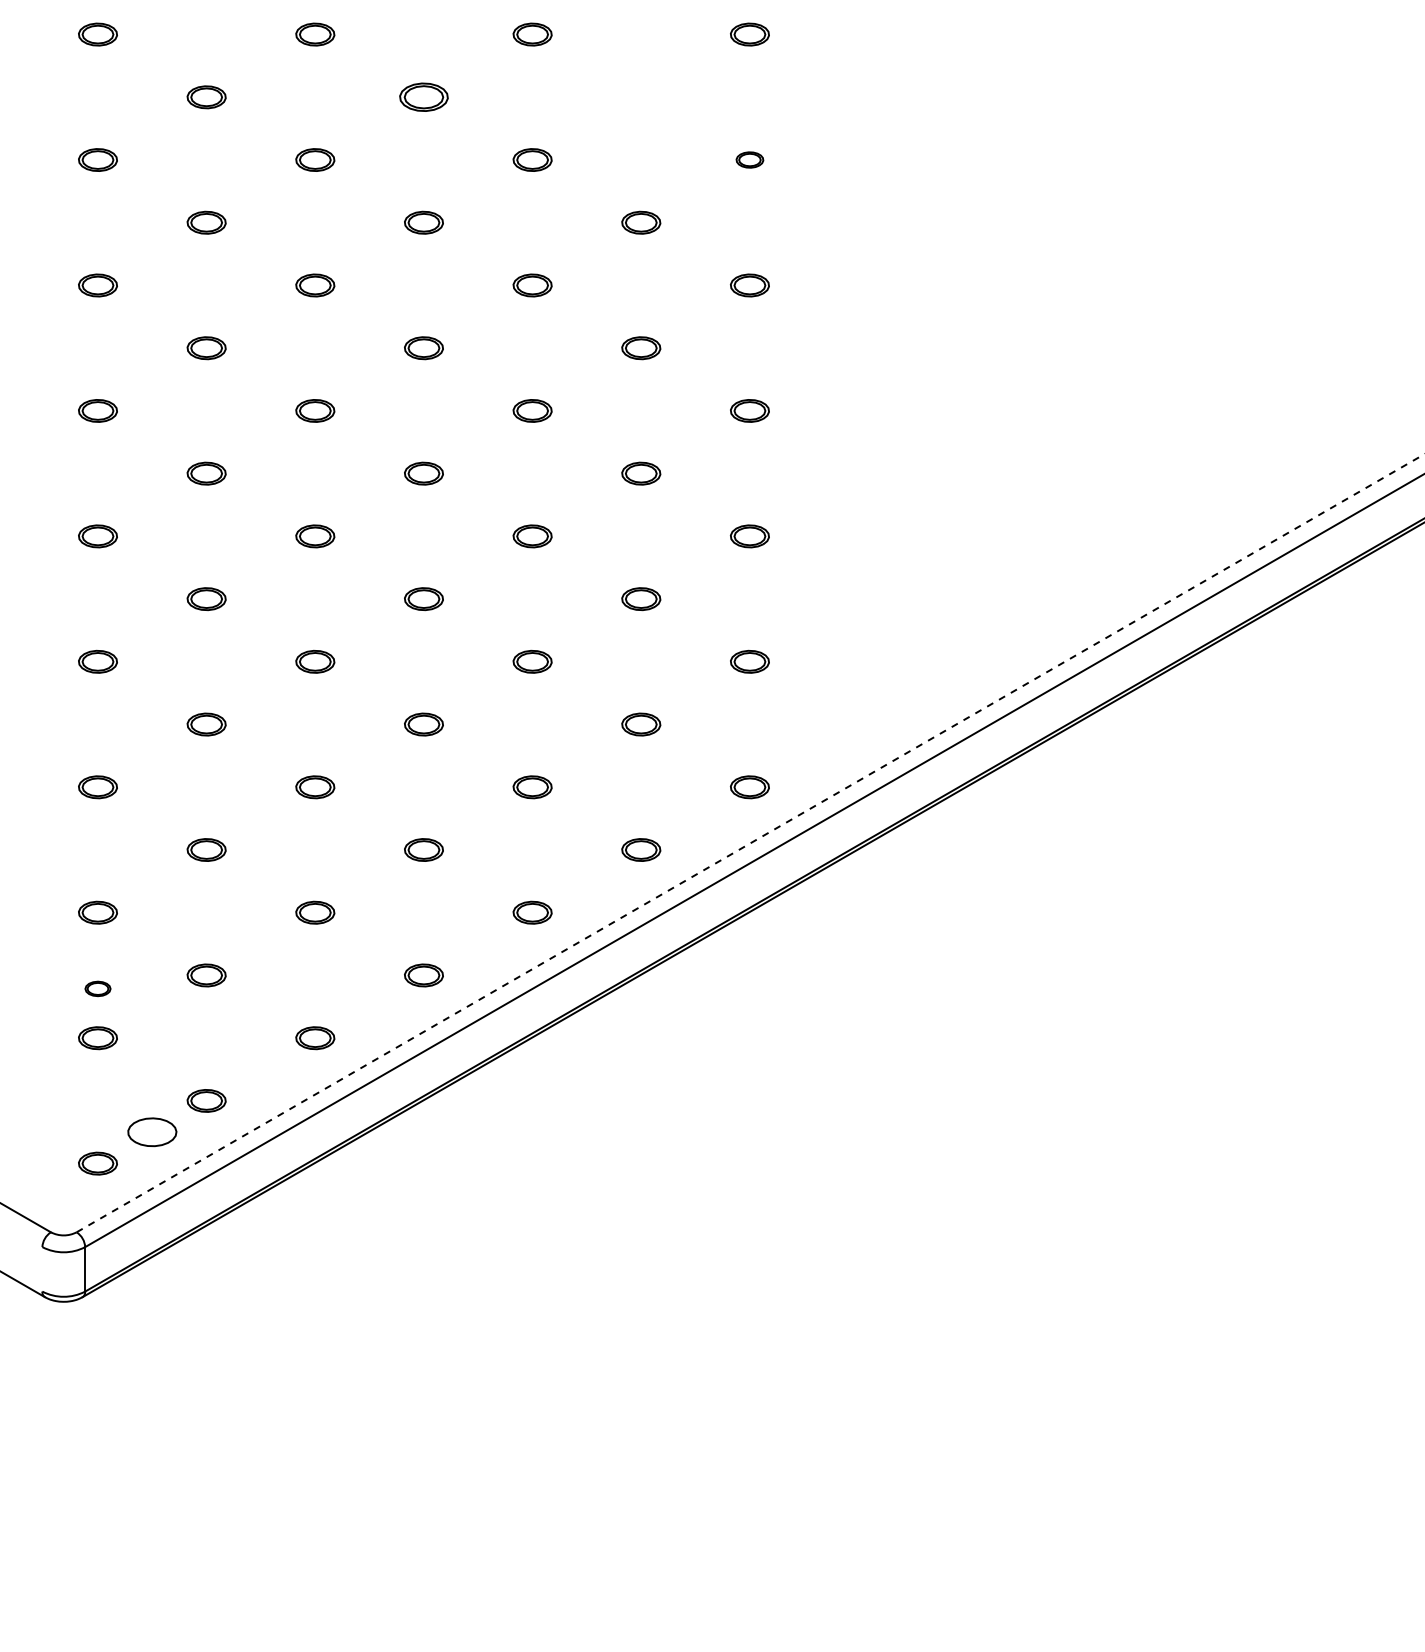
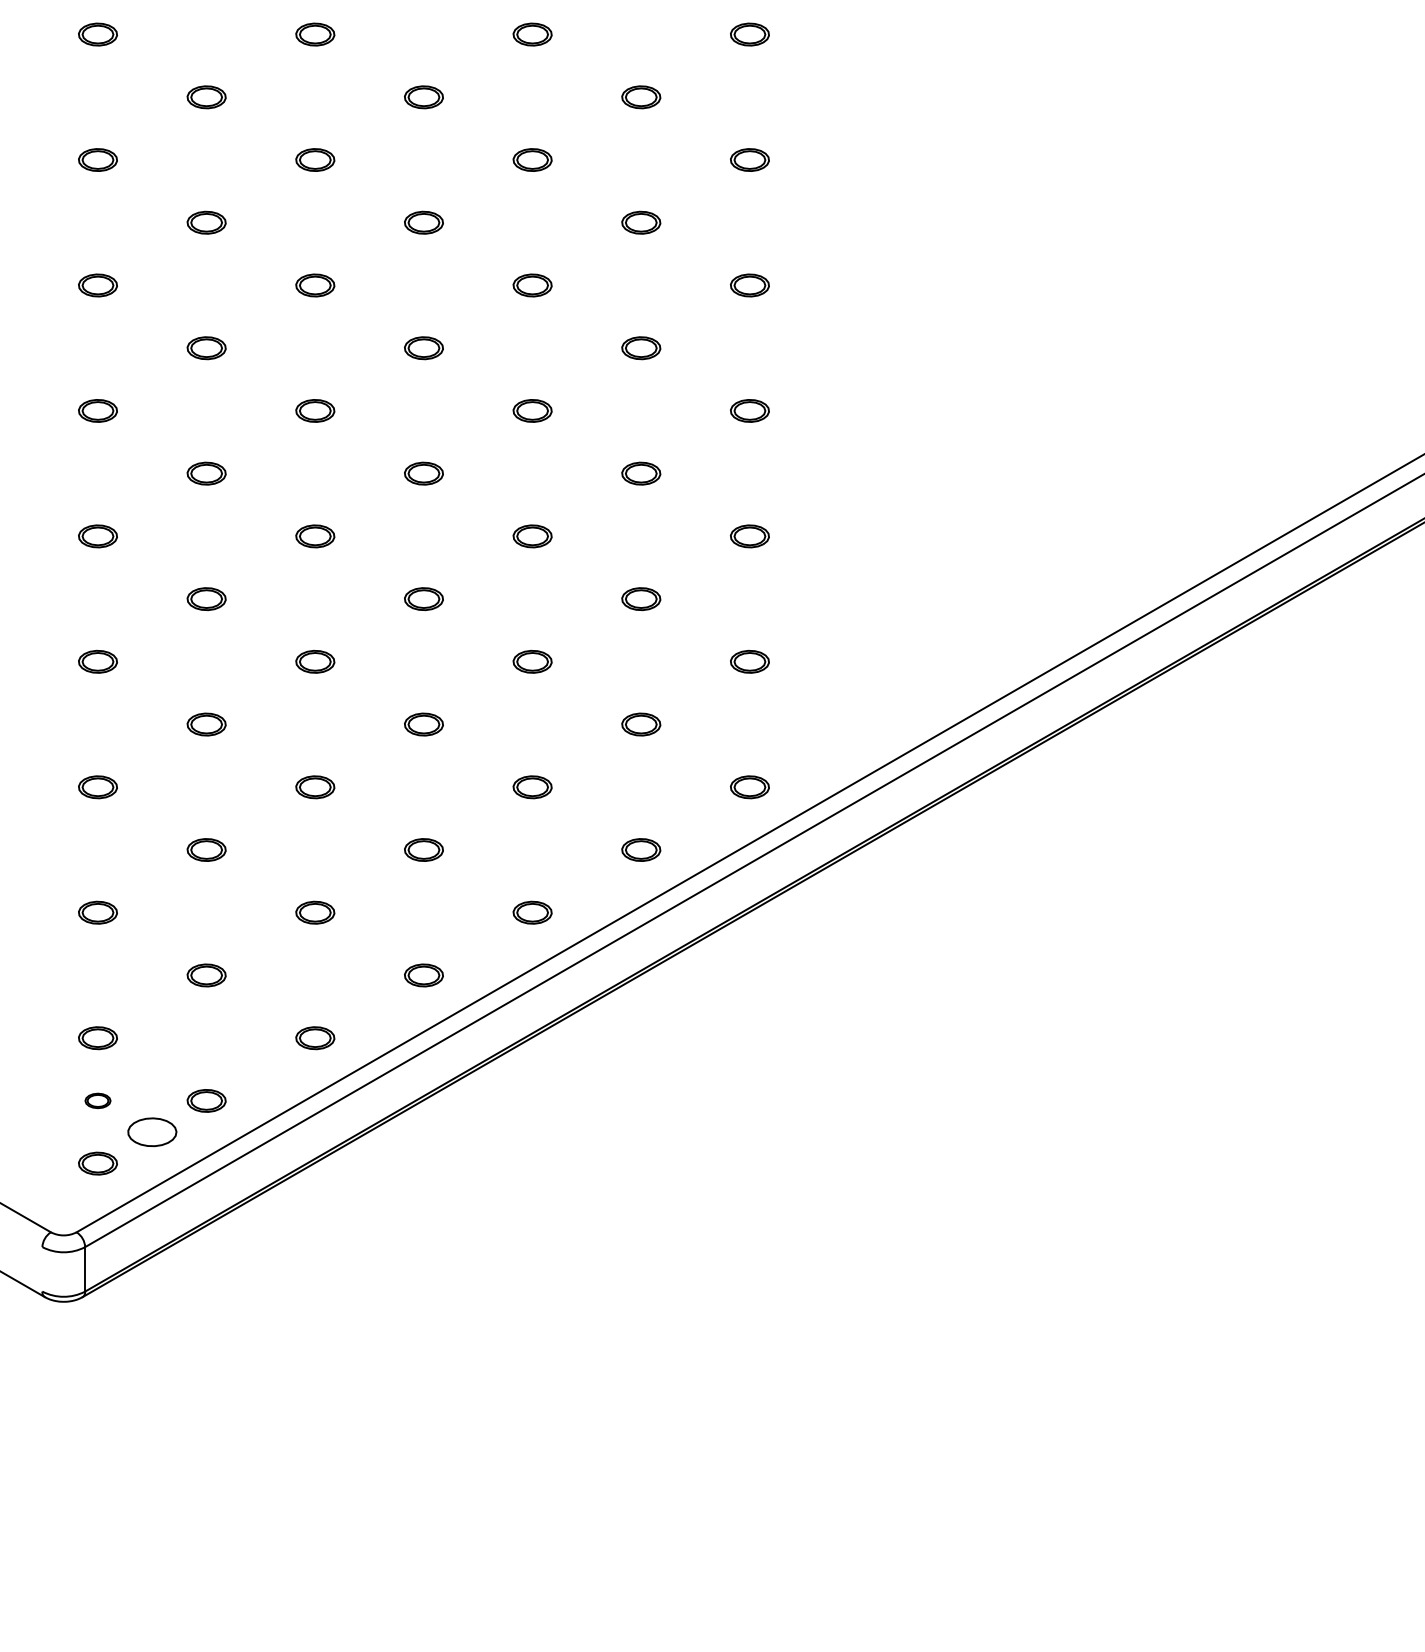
part size: 50x30 px -> 40x25 px (423, 97)
part: none -> present (641, 97)
part size: 30x18 px -> 40x24 px (749, 159)
line: dashed -> solid (751, 842)
part position: (97, 988) -> (97, 1100) (97, 1100)
